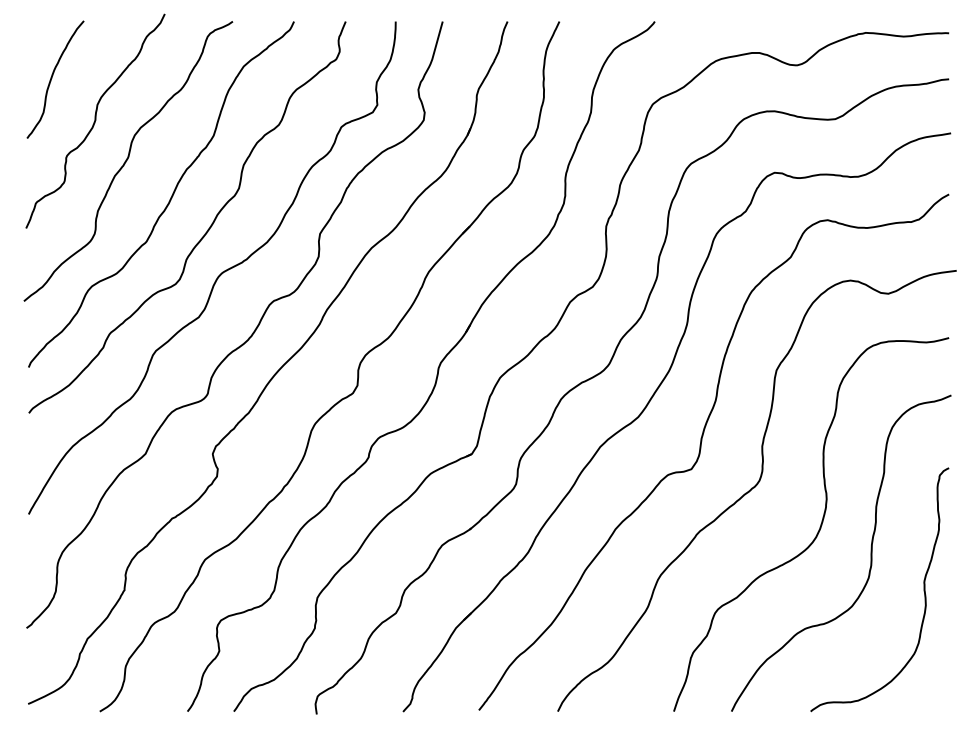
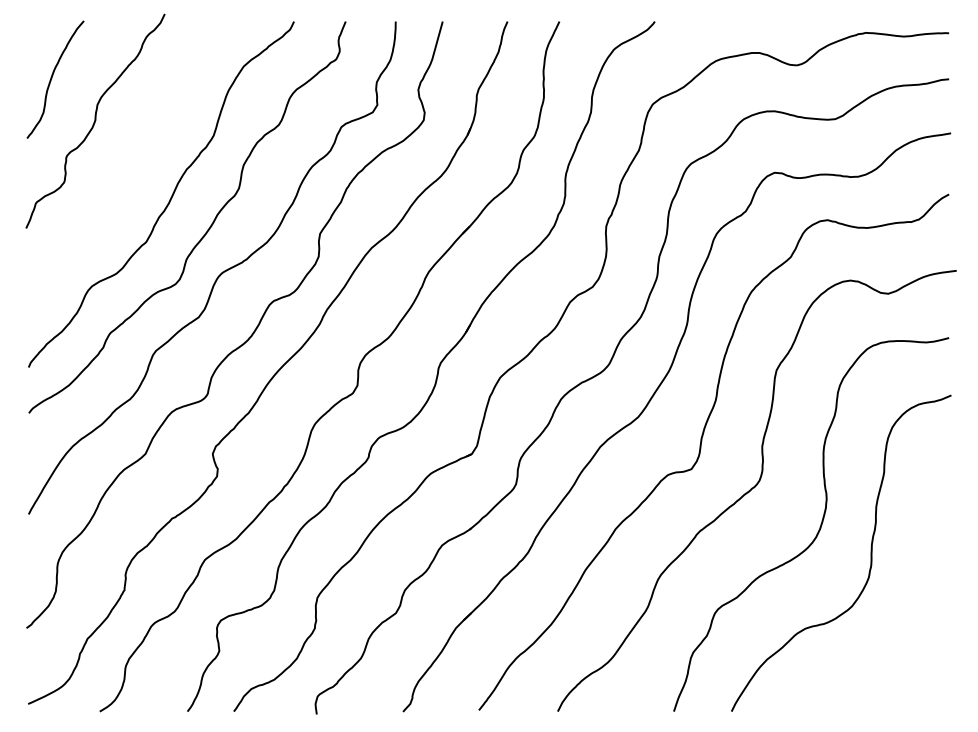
curve: present -> none (127, 160)
curve: present -> none (923, 589)
